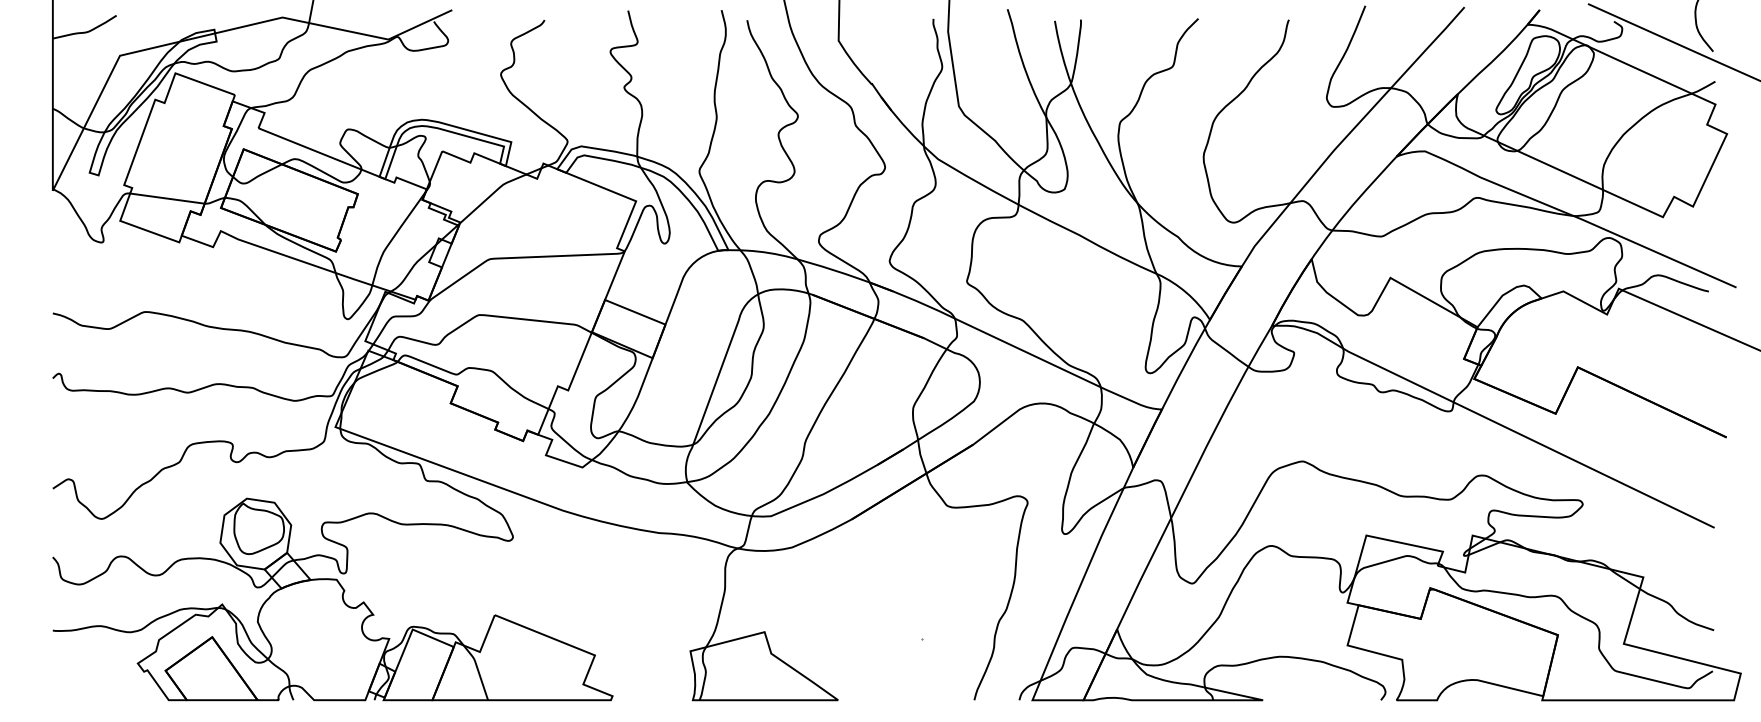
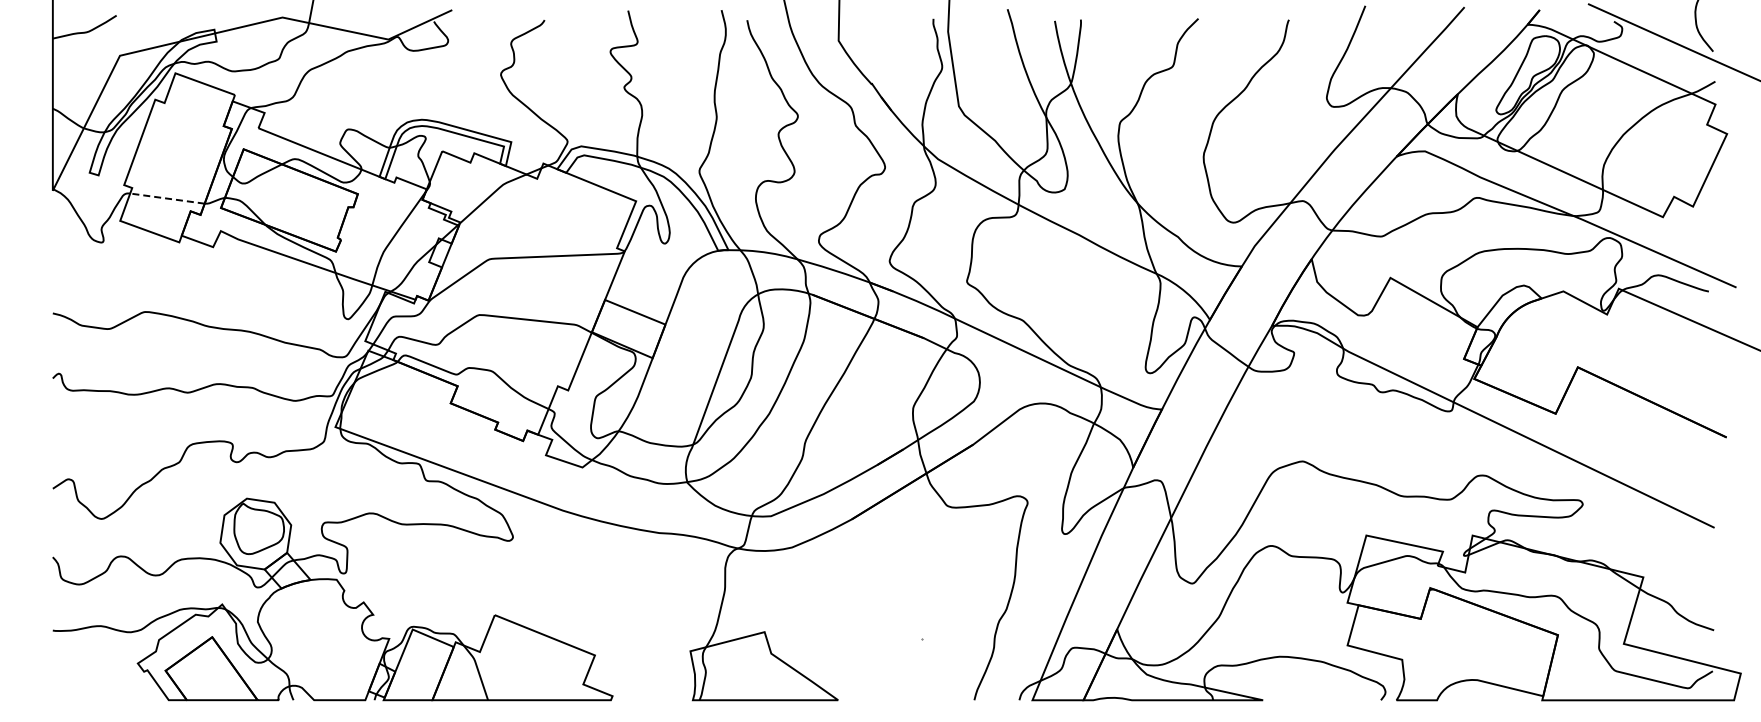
line: solid -> dashed (167, 198)
